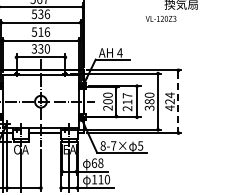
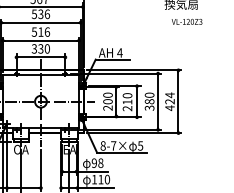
text position: (160, 18) -> (186, 21) (186, 21)
text: 217 -> 210 (127, 95)
line: dashed -> solid (178, 101)
text: 68 -> 98 (94, 162)
